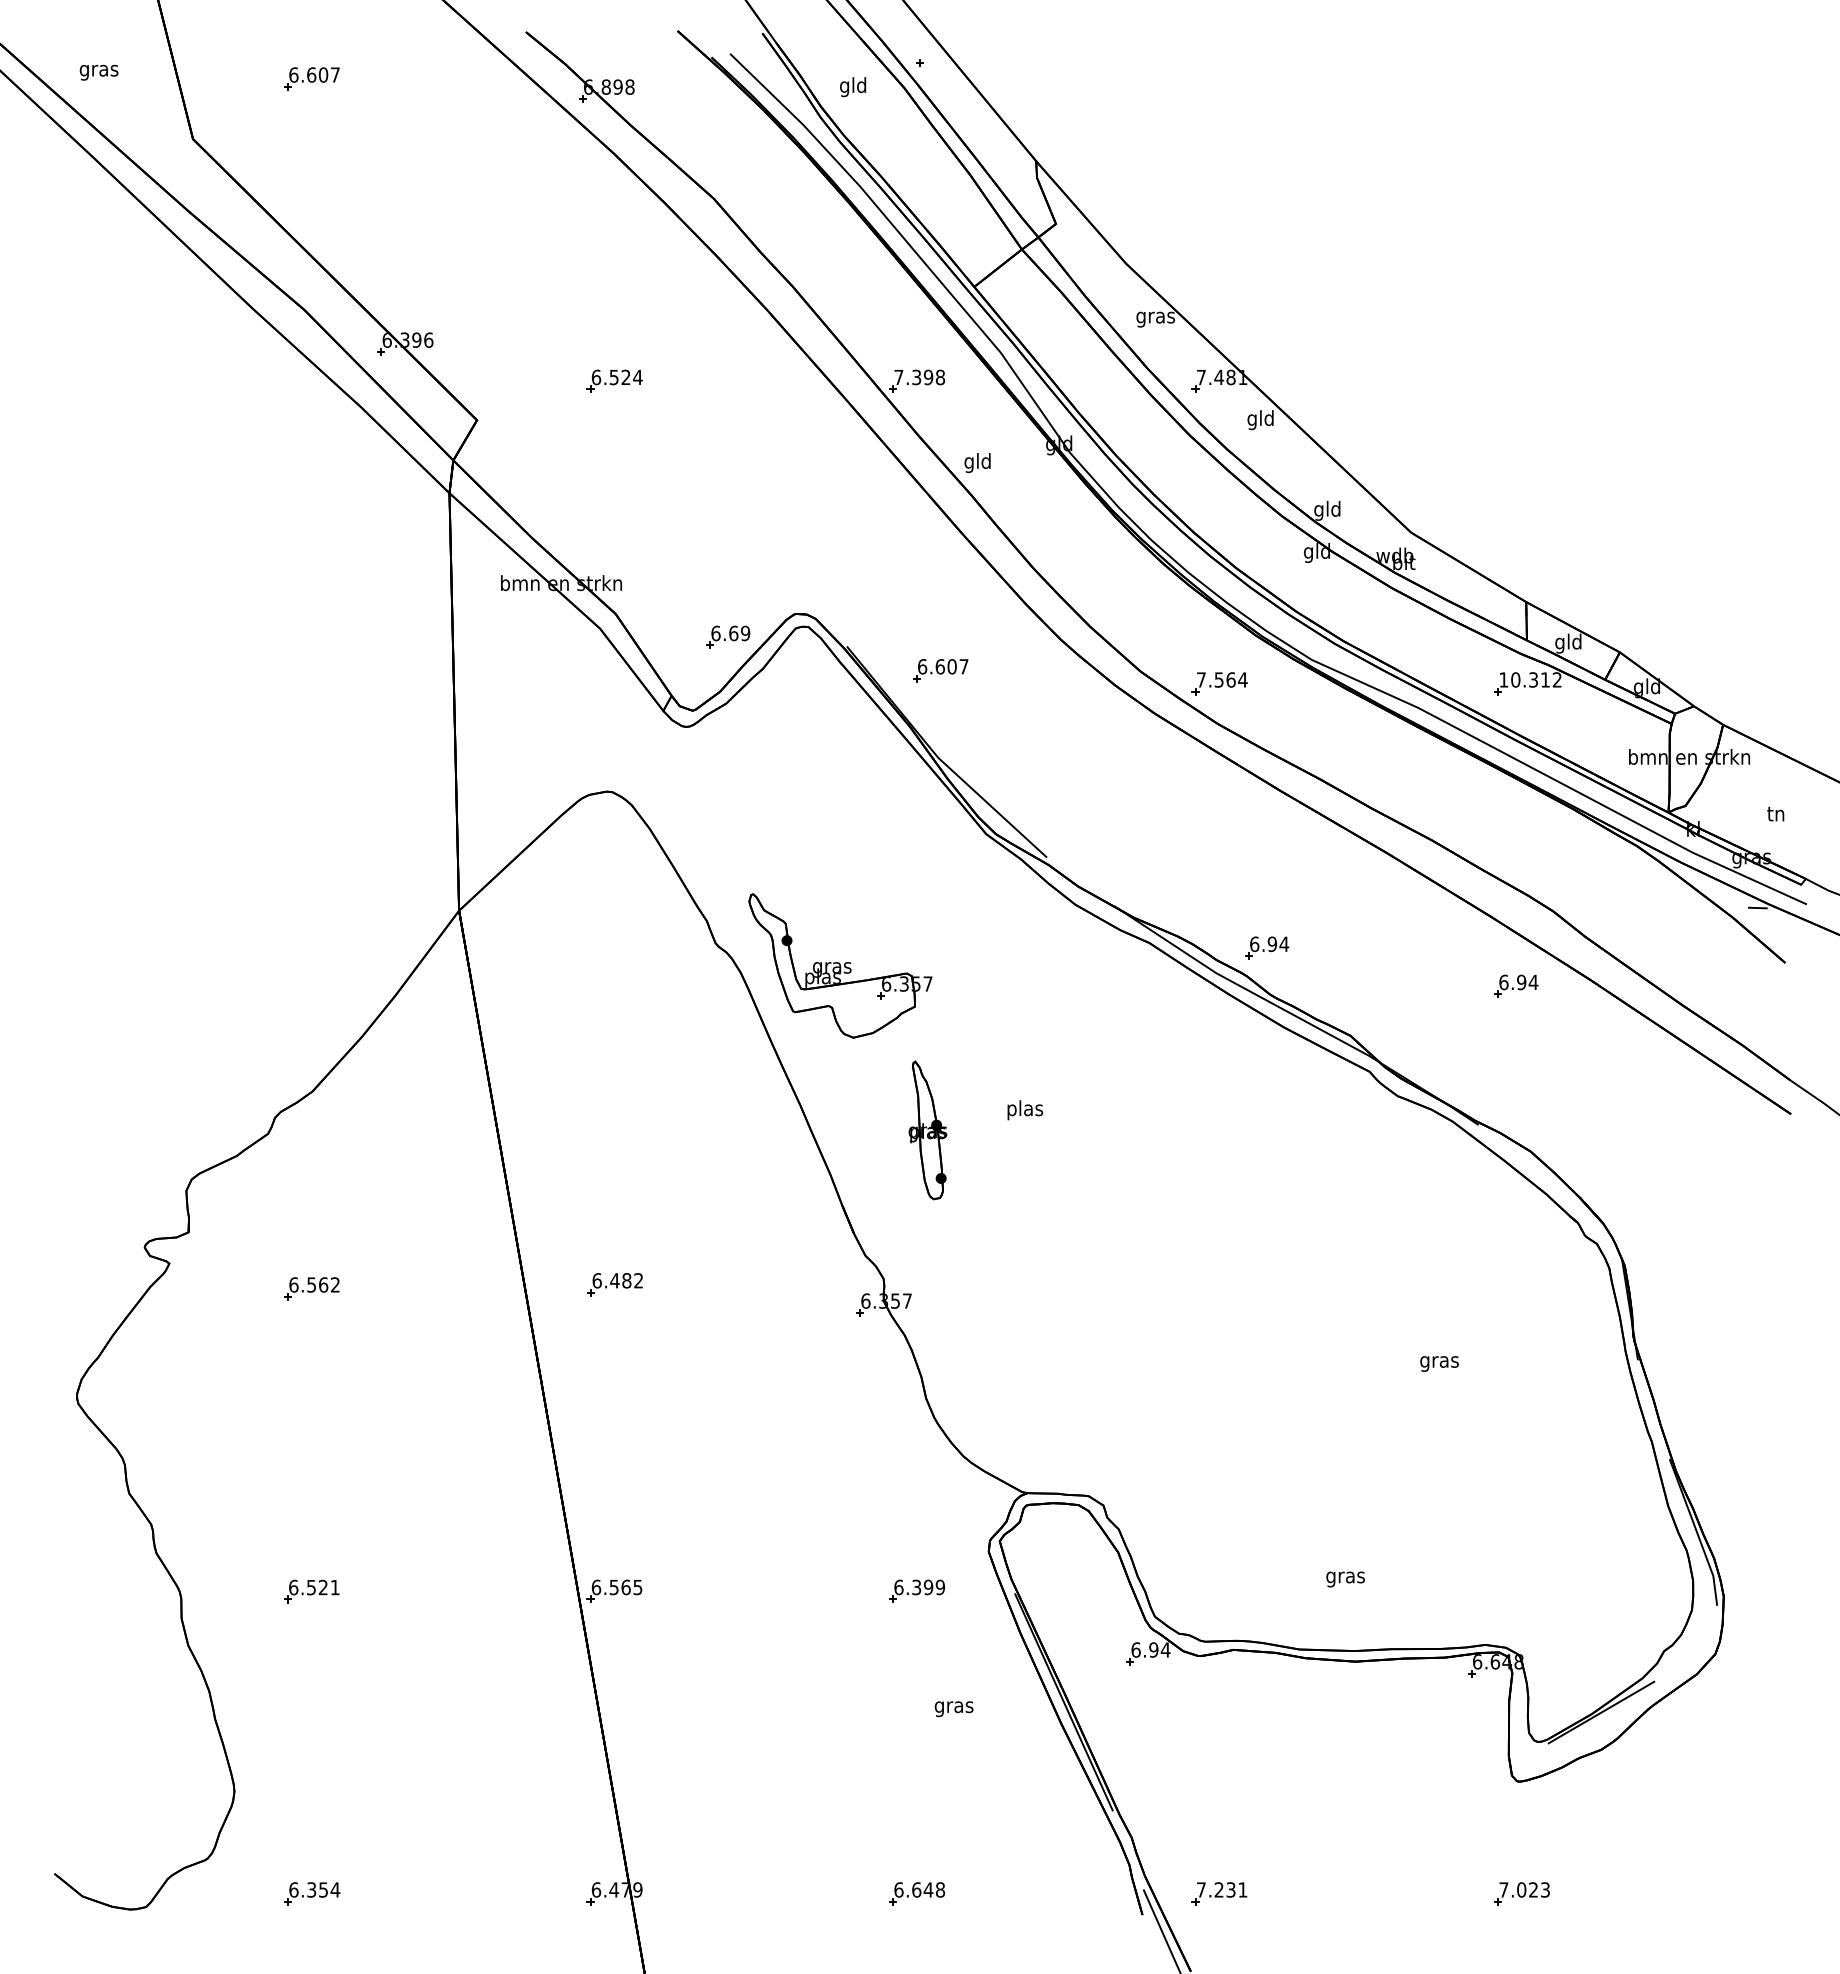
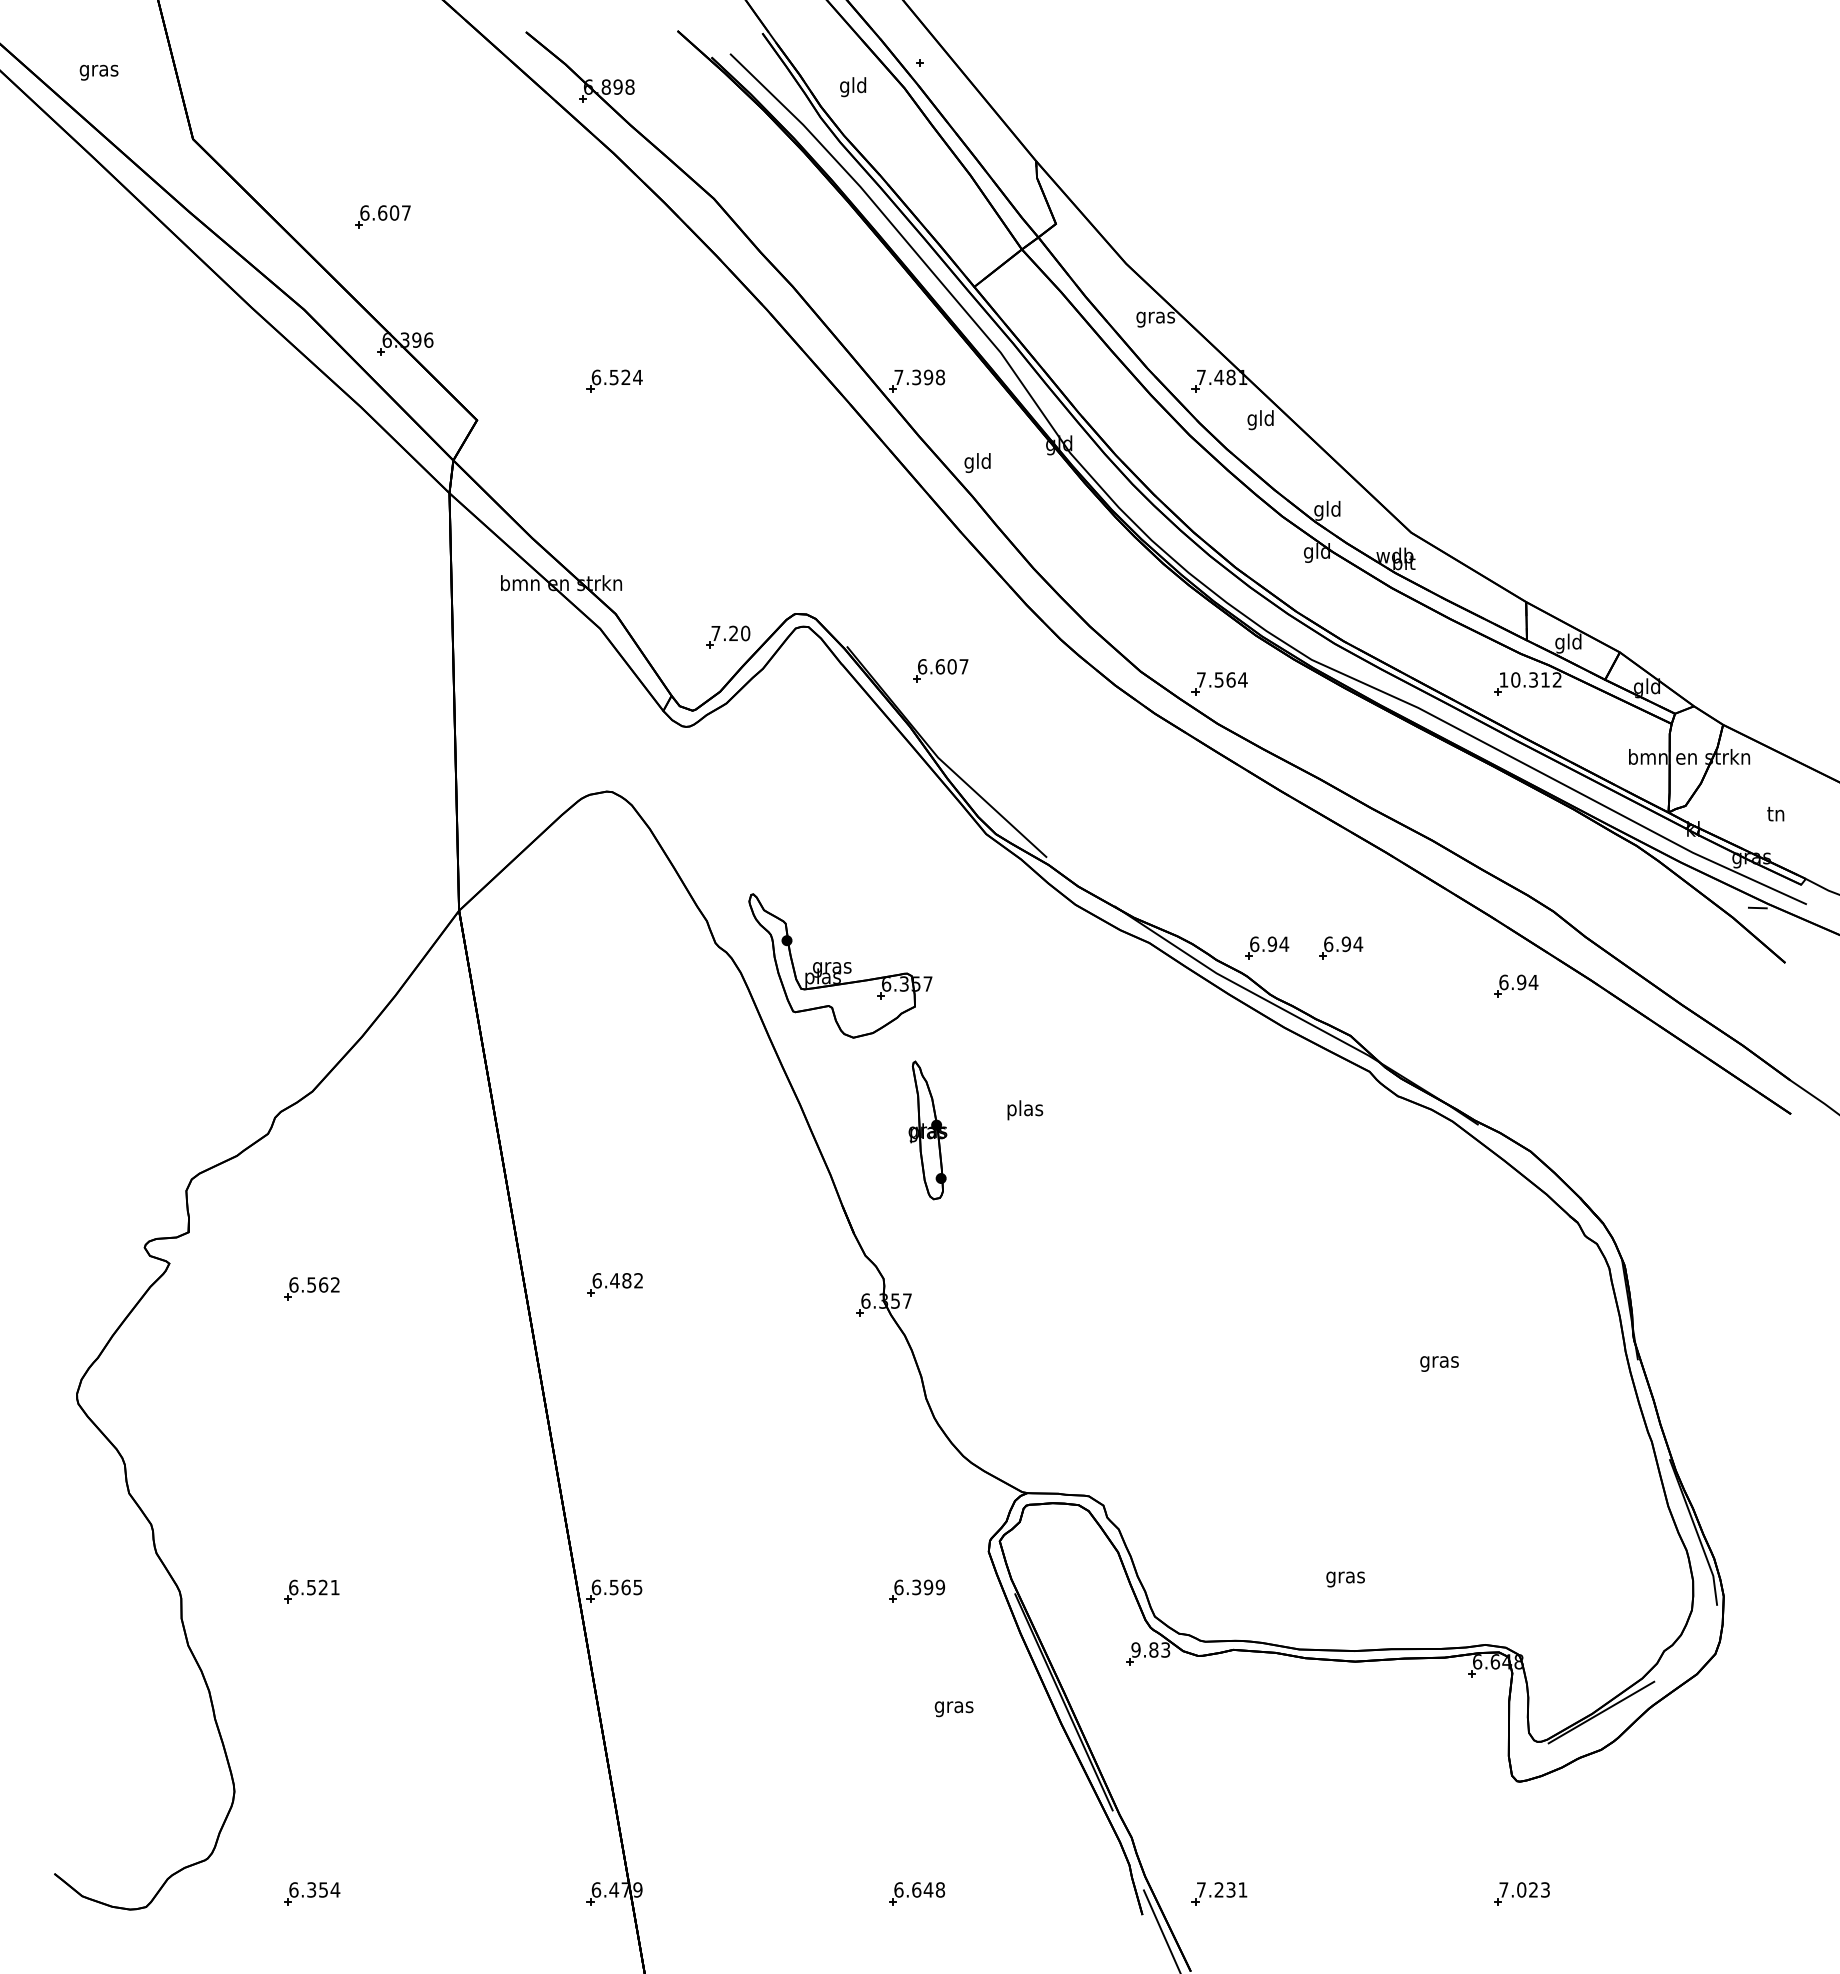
part position: (311, 78) -> (382, 216) (382, 216)
text: 6.69 -> 7.20 (730, 633)
part: none -> present (1341, 947)
text: 6.94 -> 9.83 (1150, 1649)
